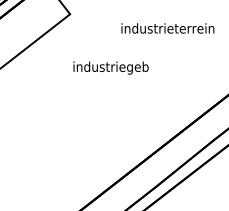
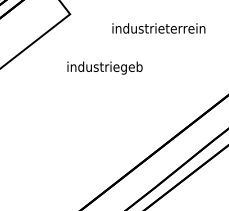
text position: (167, 28) -> (158, 28) (158, 28)
text position: (110, 67) -> (104, 67) (104, 67)
